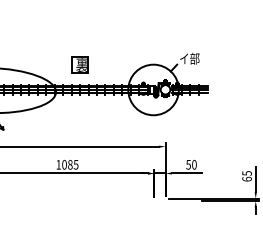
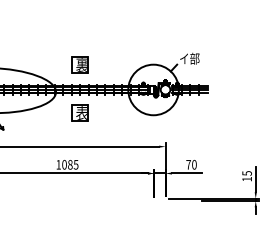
part: none -> present (79, 112)
text: 50 -> 70 (188, 164)
text: 65 -> 15 (246, 178)
